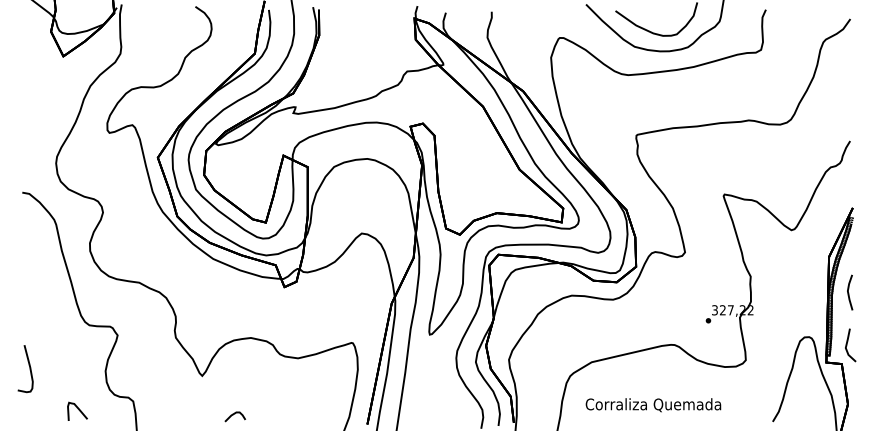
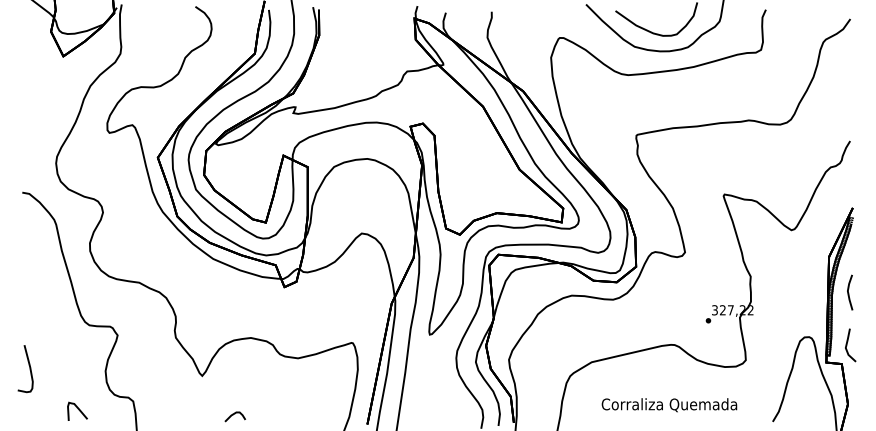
text position: (653, 405) -> (669, 405) (669, 405)
